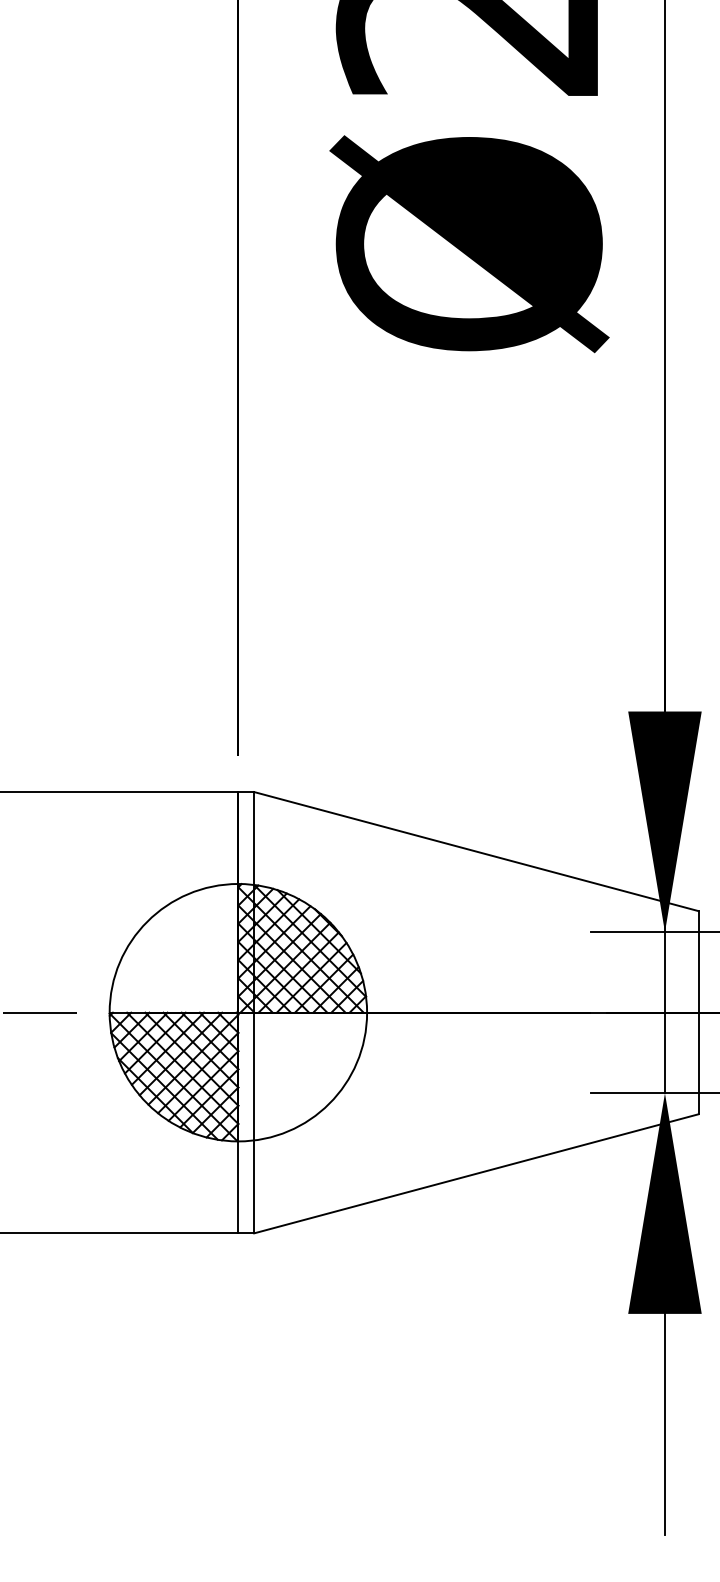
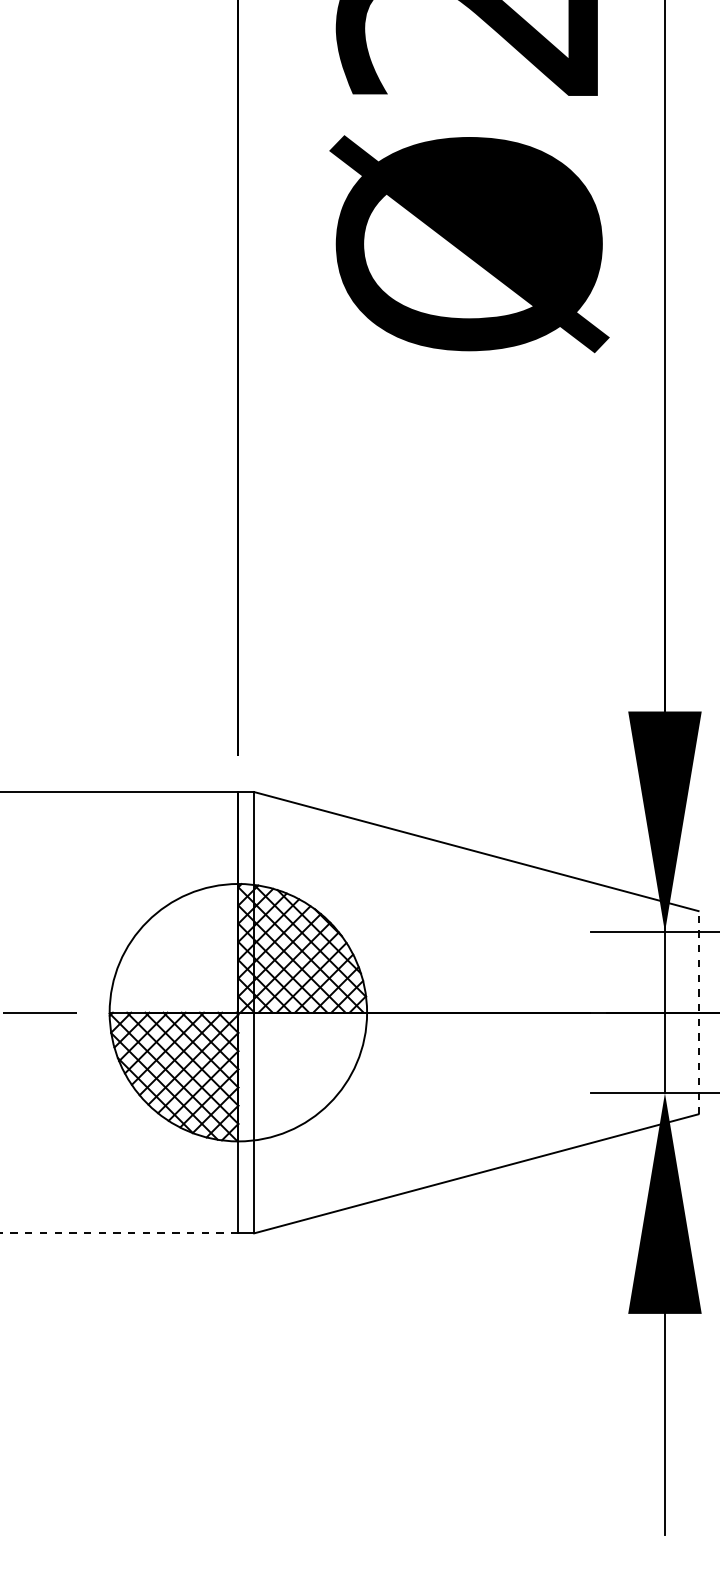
line: solid -> dashed (698, 1012)
line: solid -> dashed (119, 1233)
